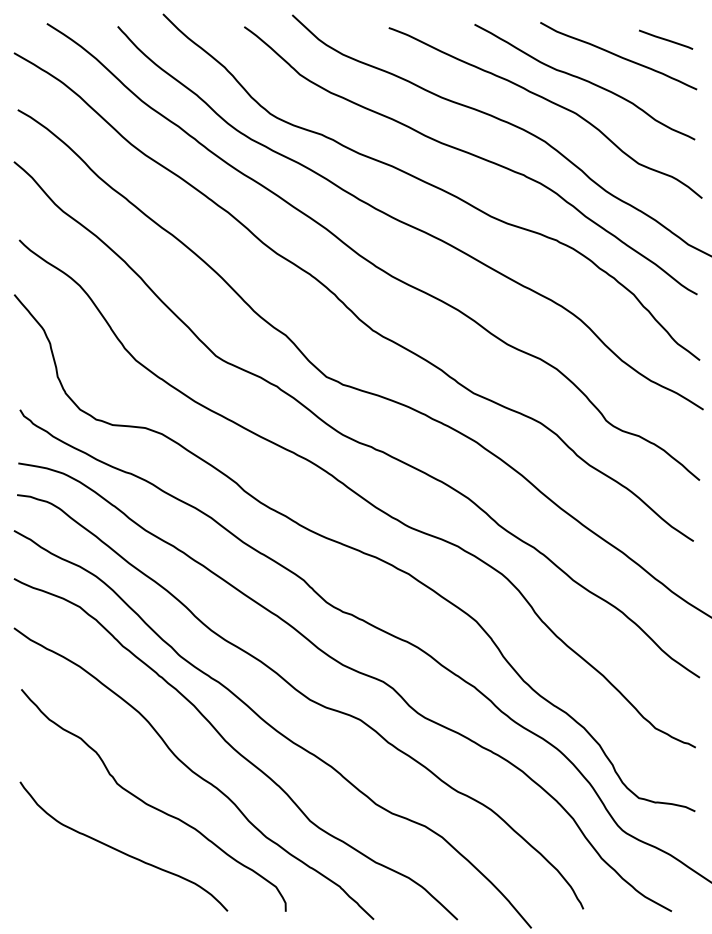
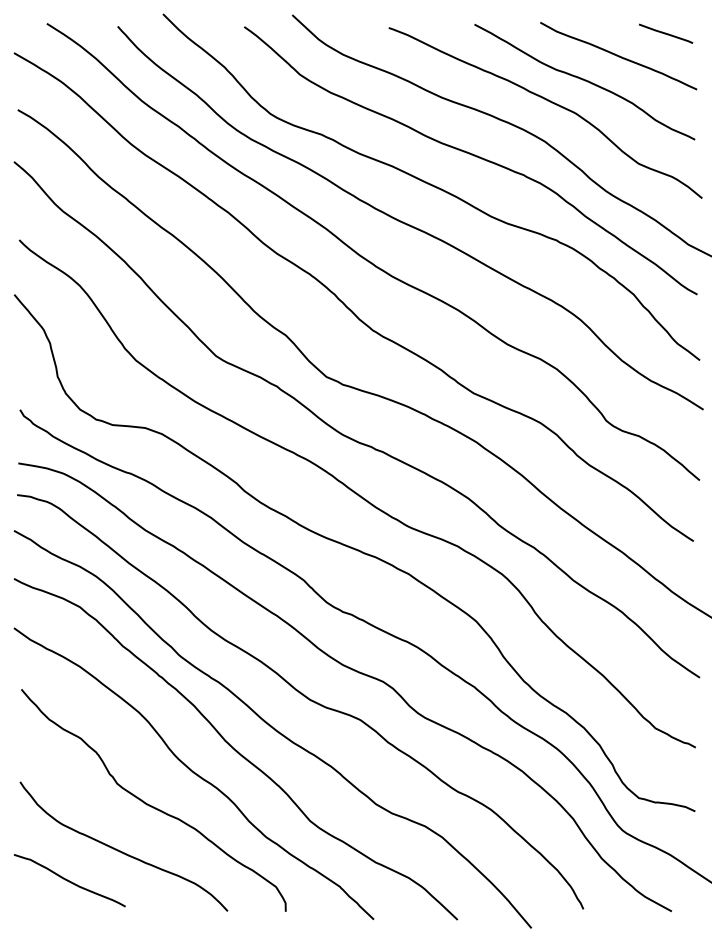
line position: (666, 39) -> (666, 33) (666, 33)
curve: none -> present (69, 880)
